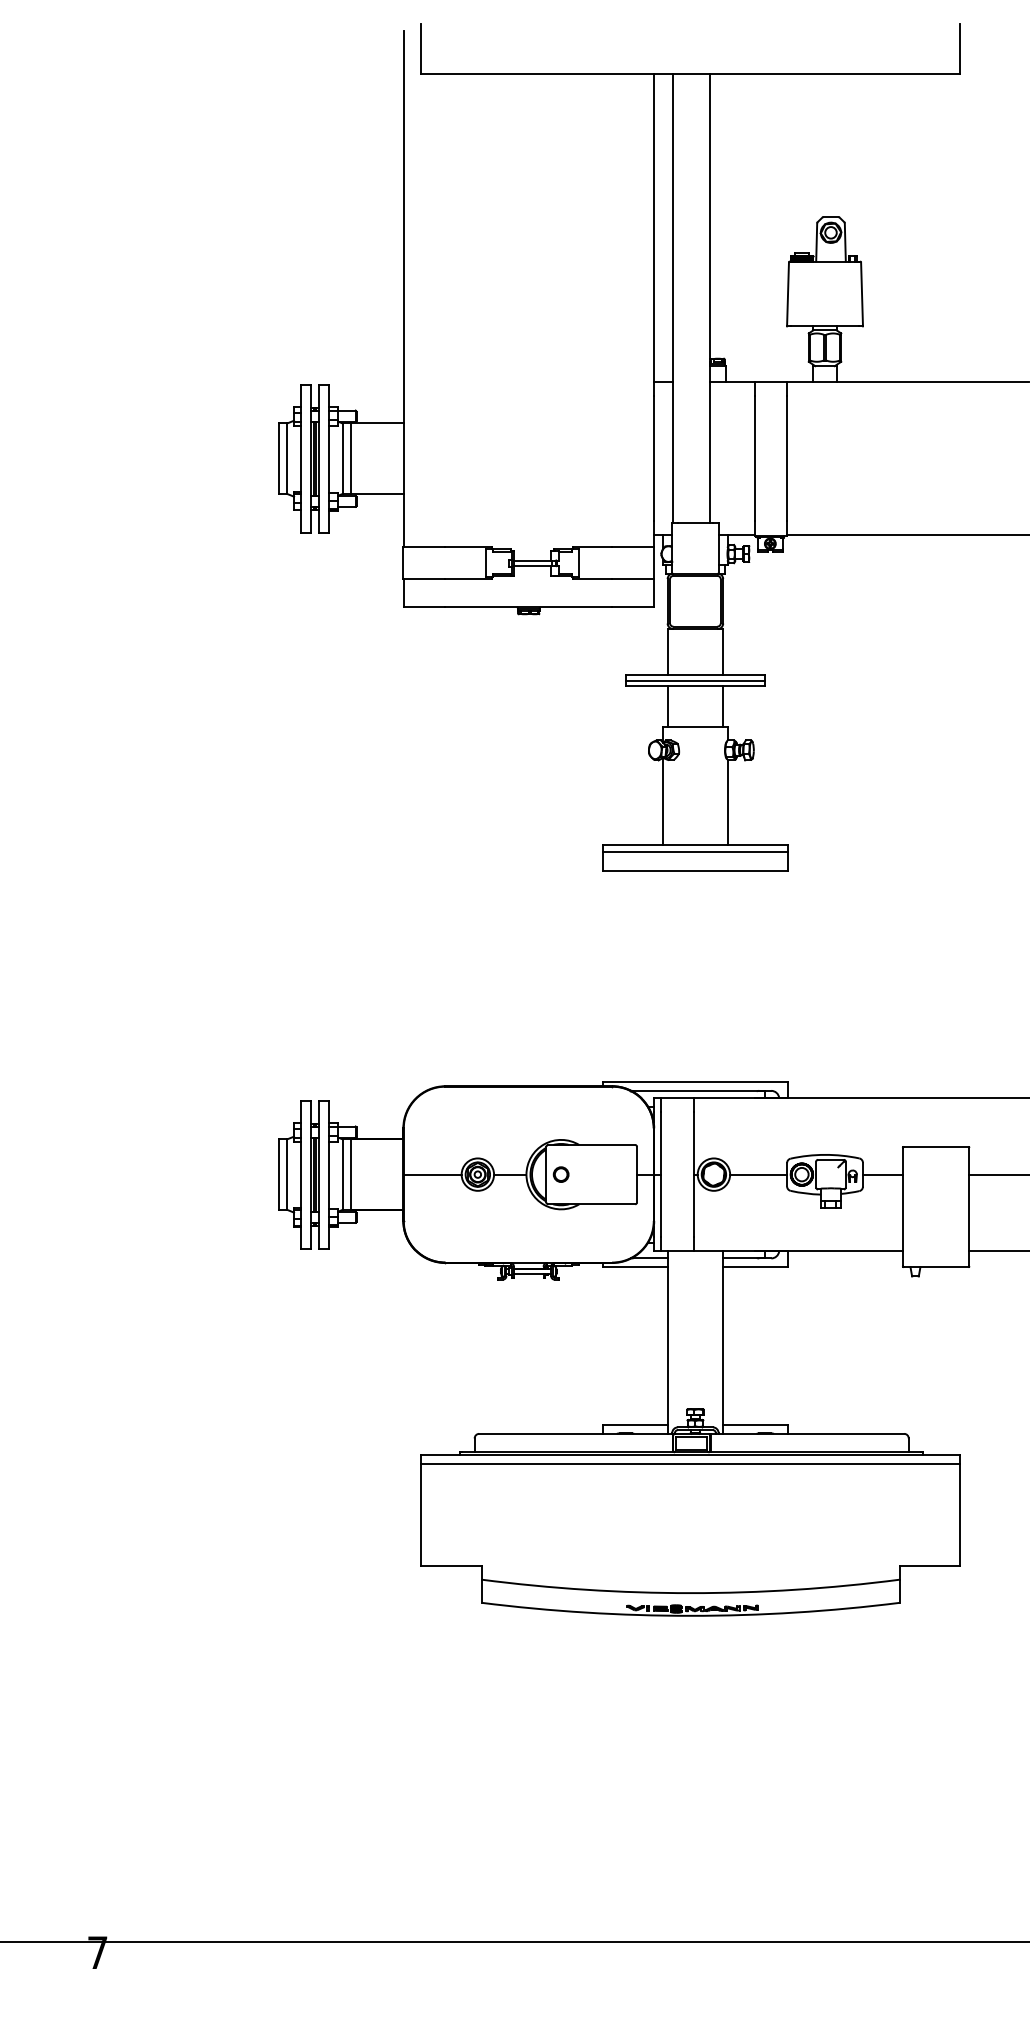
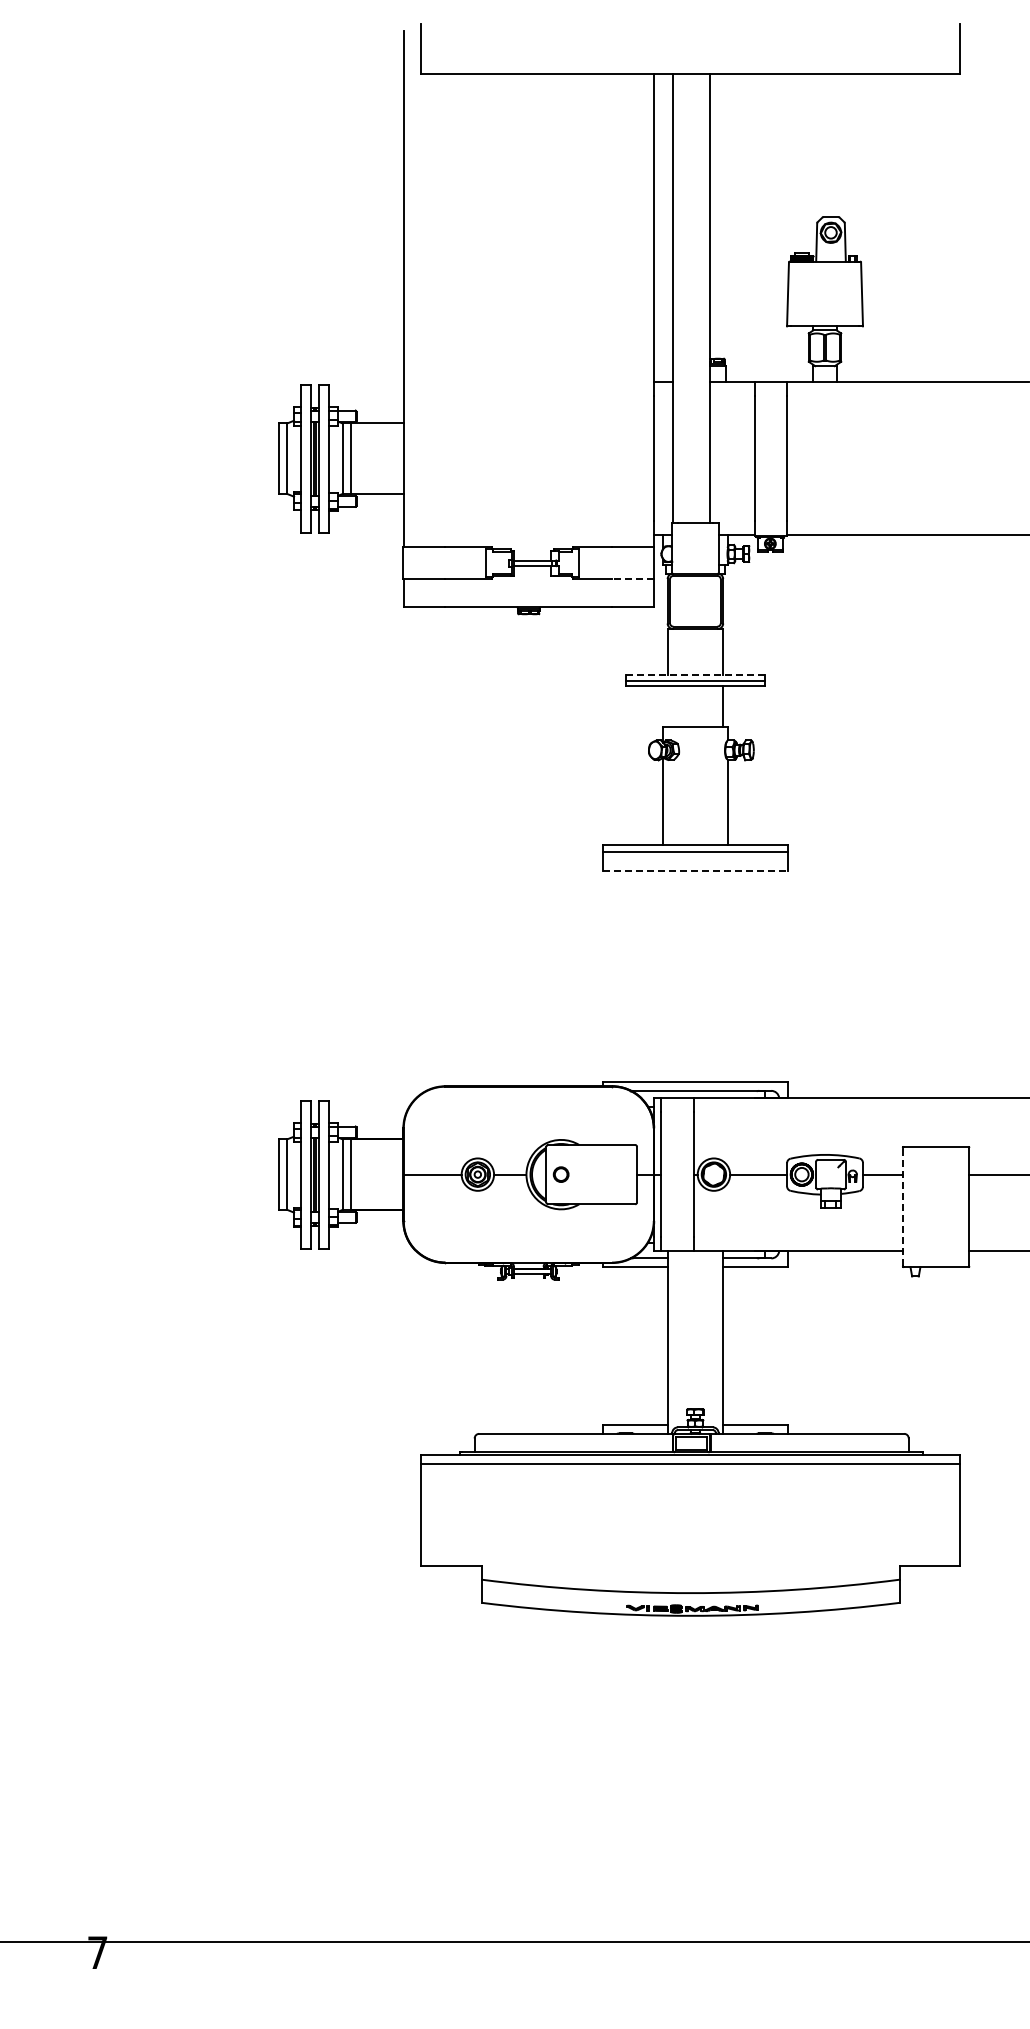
line: solid -> dashed (632, 579)
line: solid -> dashed (694, 675)
line: present -> none (667, 706)
line: solid -> dashed (695, 870)
line: solid -> dashed (902, 1206)
